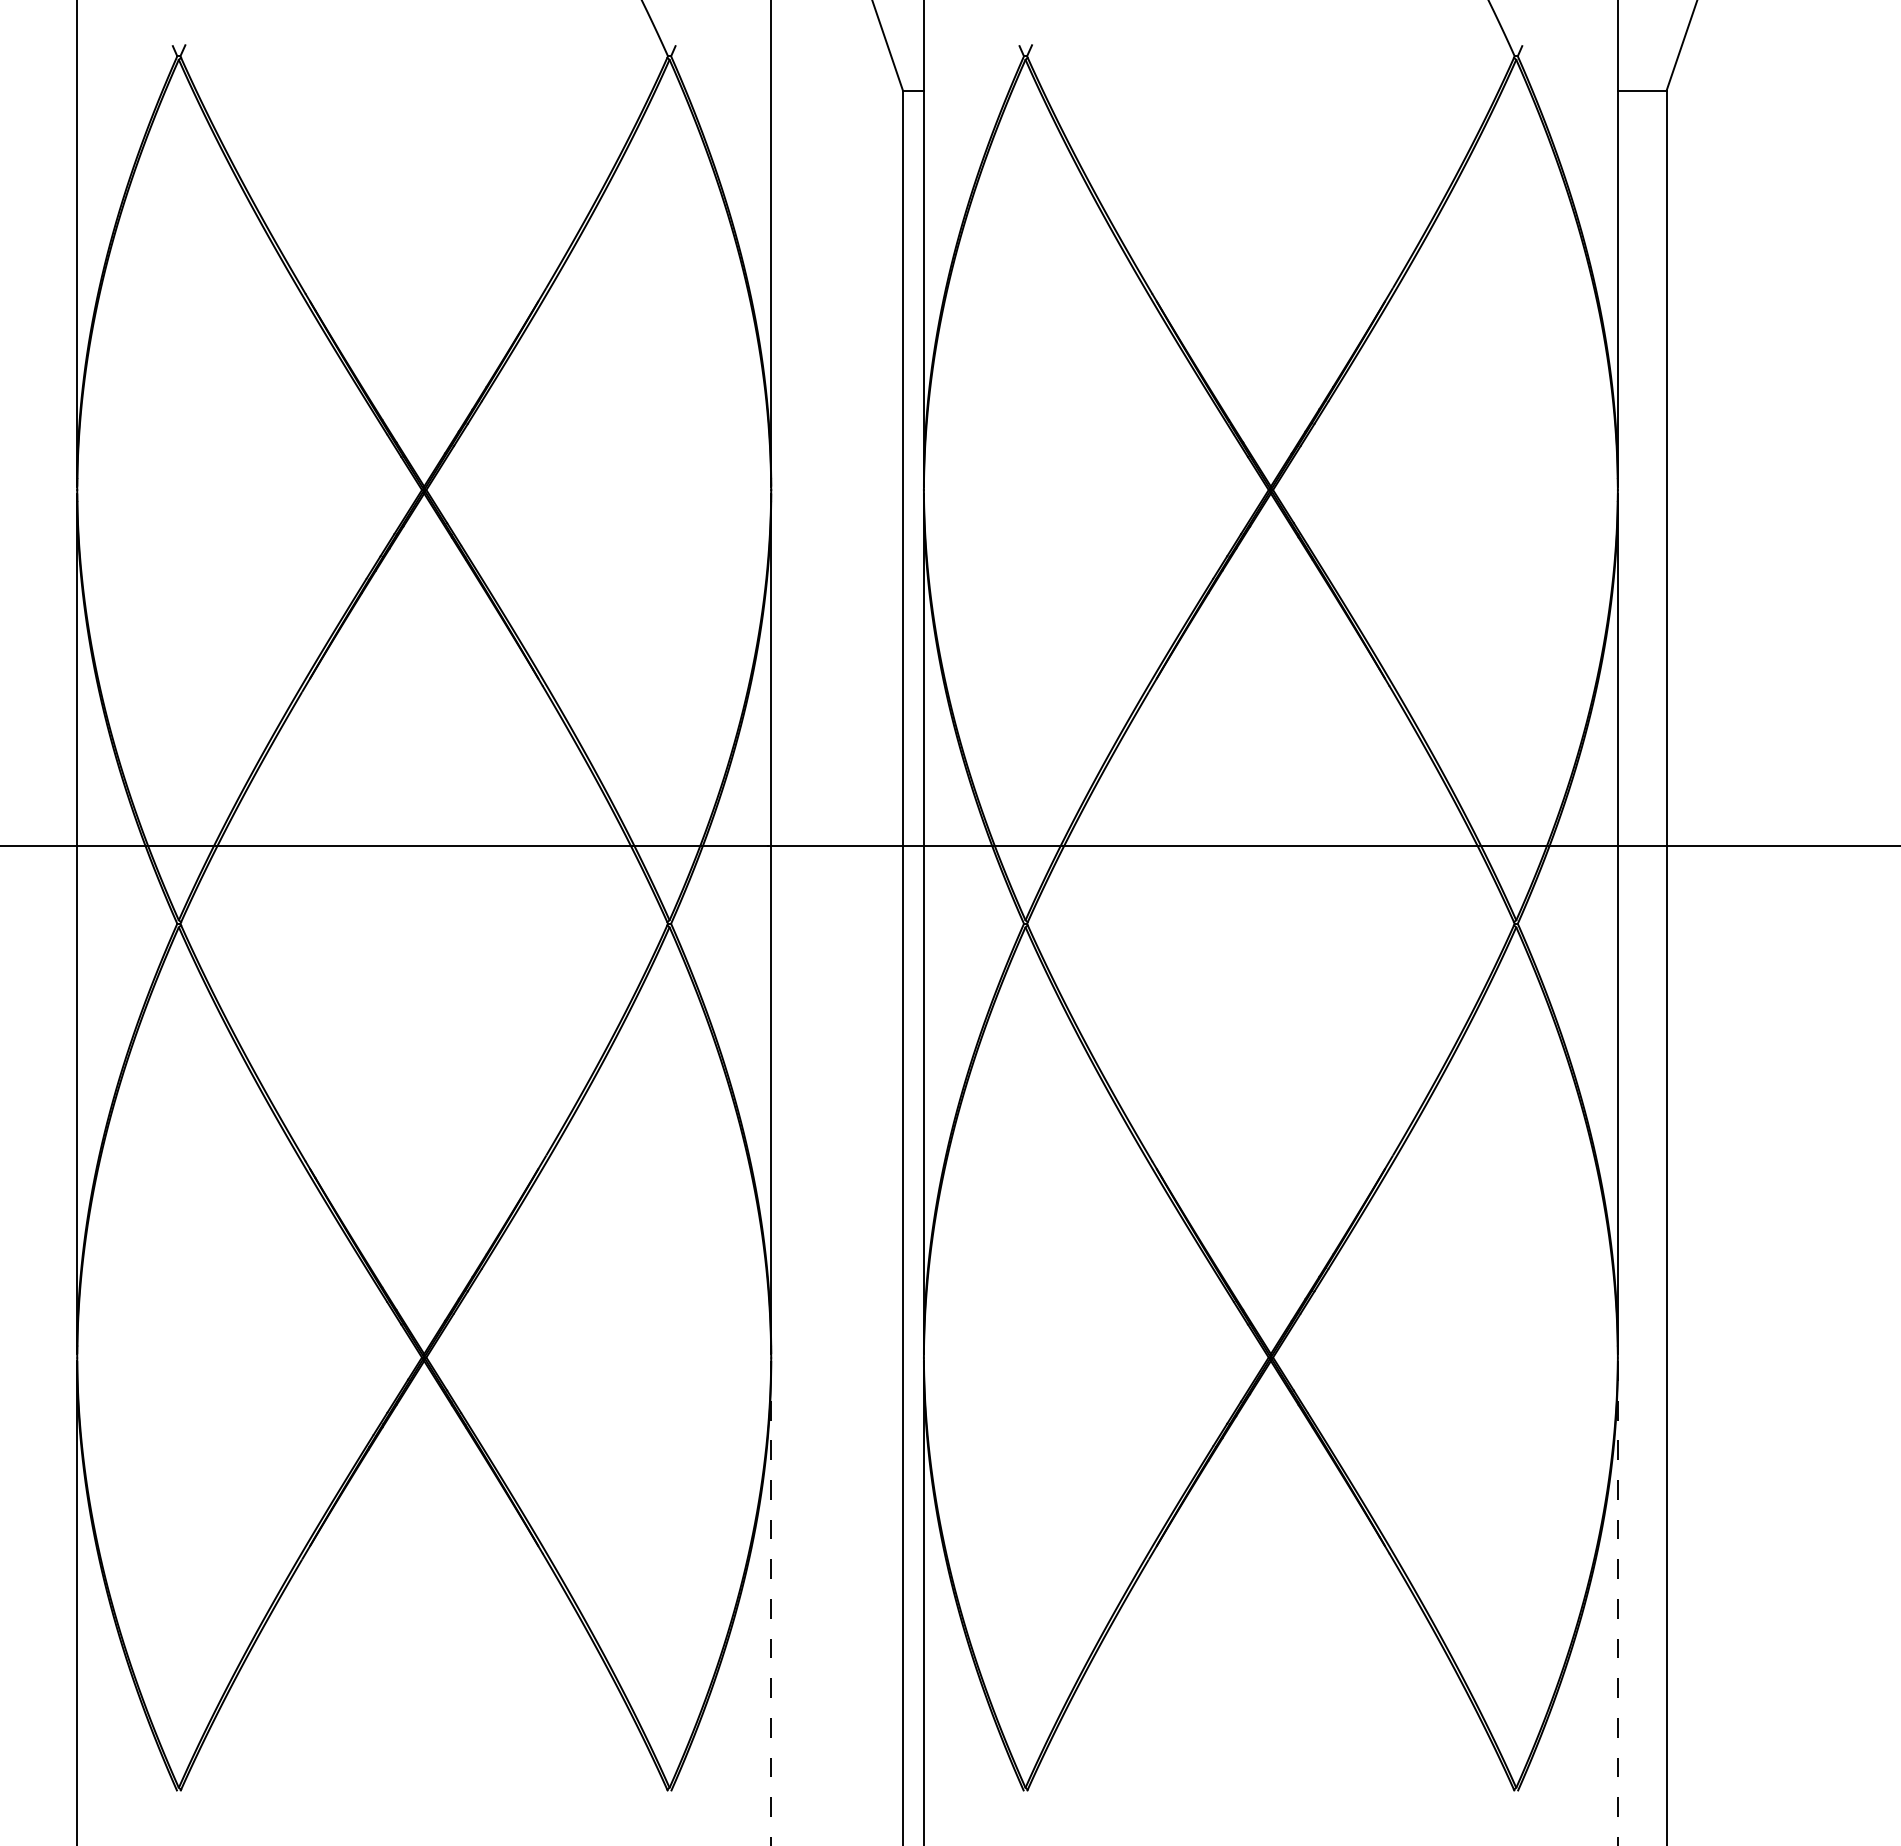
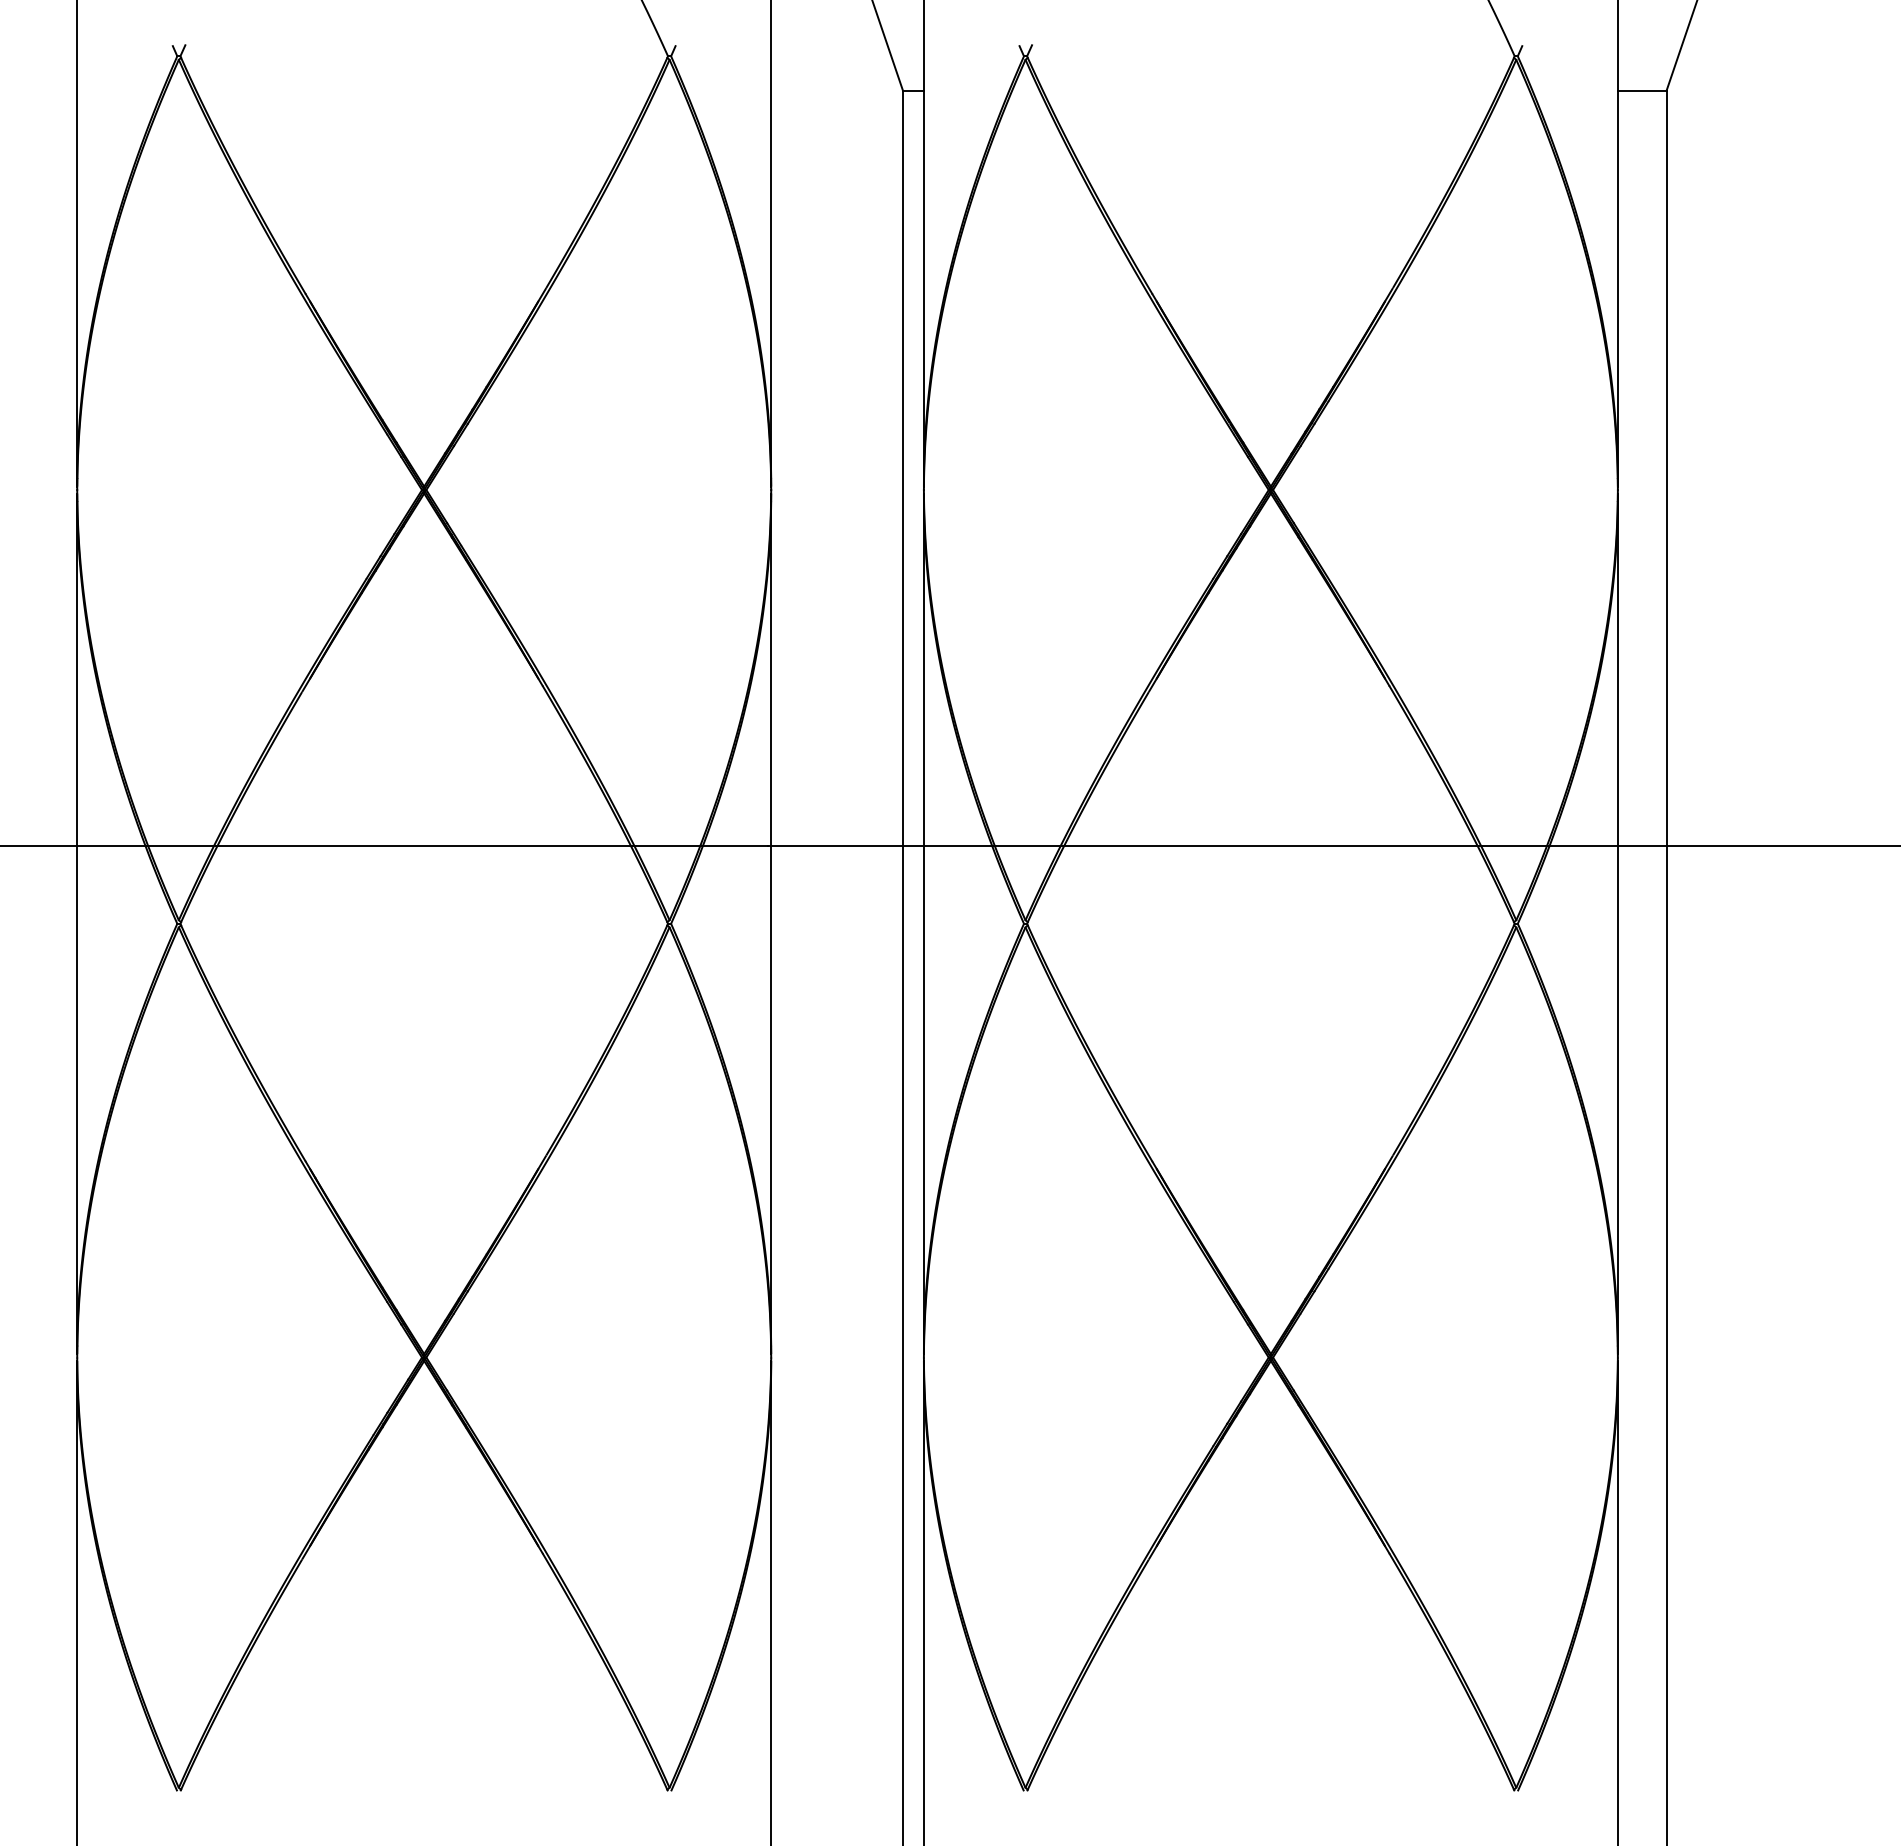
line: dashed -> solid (771, 1603)
line: dashed -> solid (1617, 1603)
